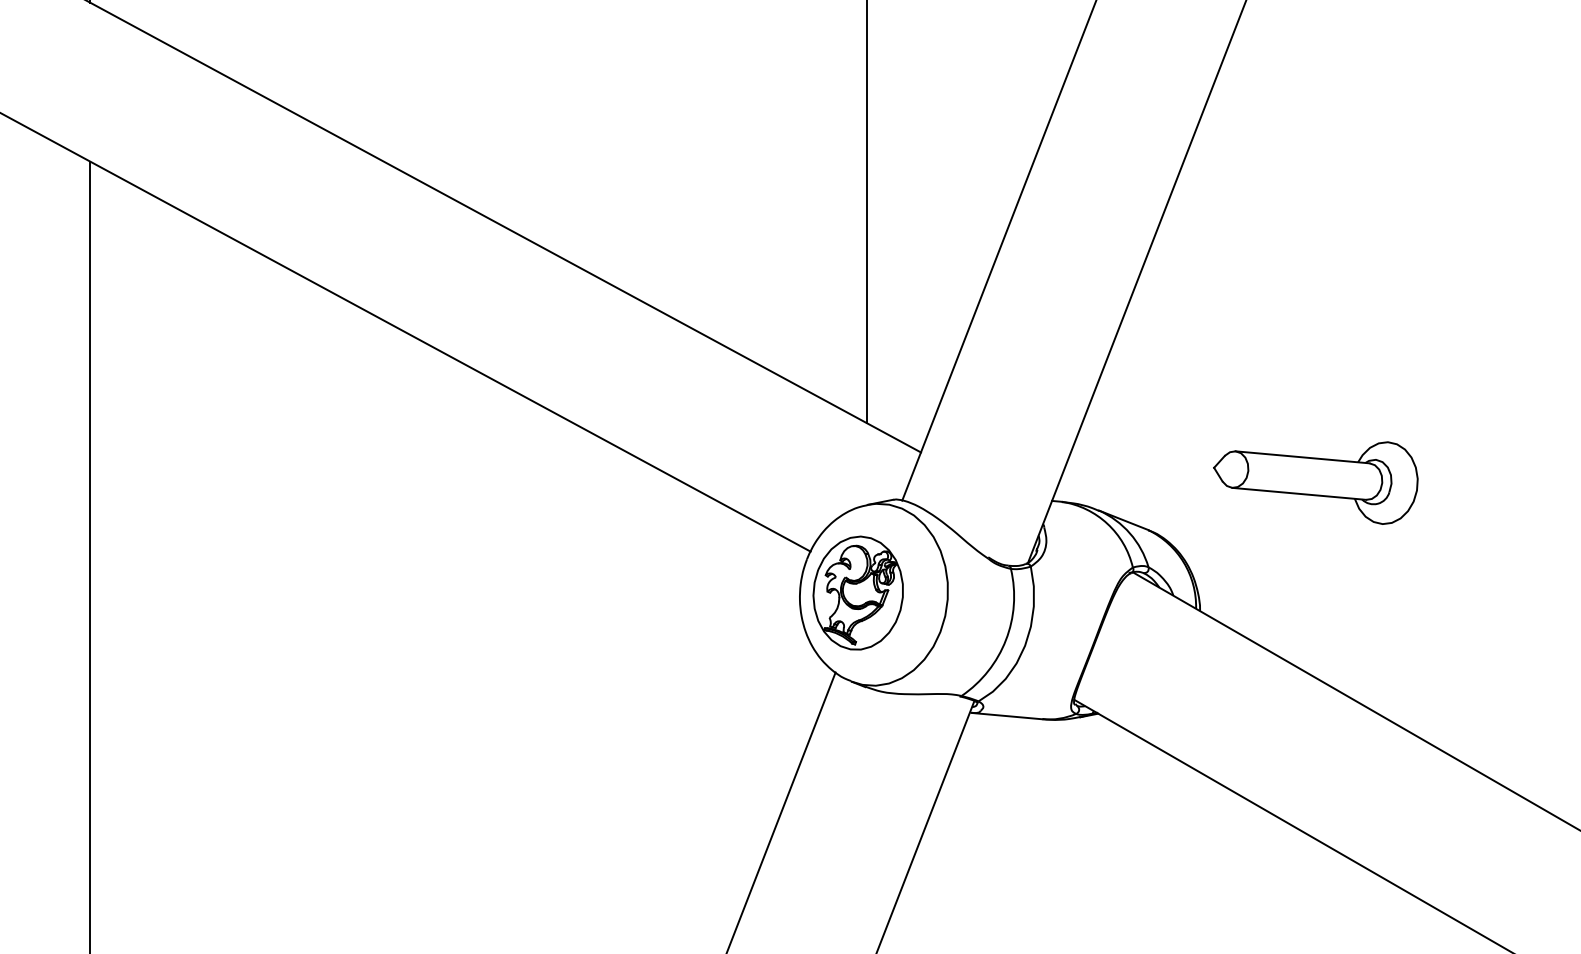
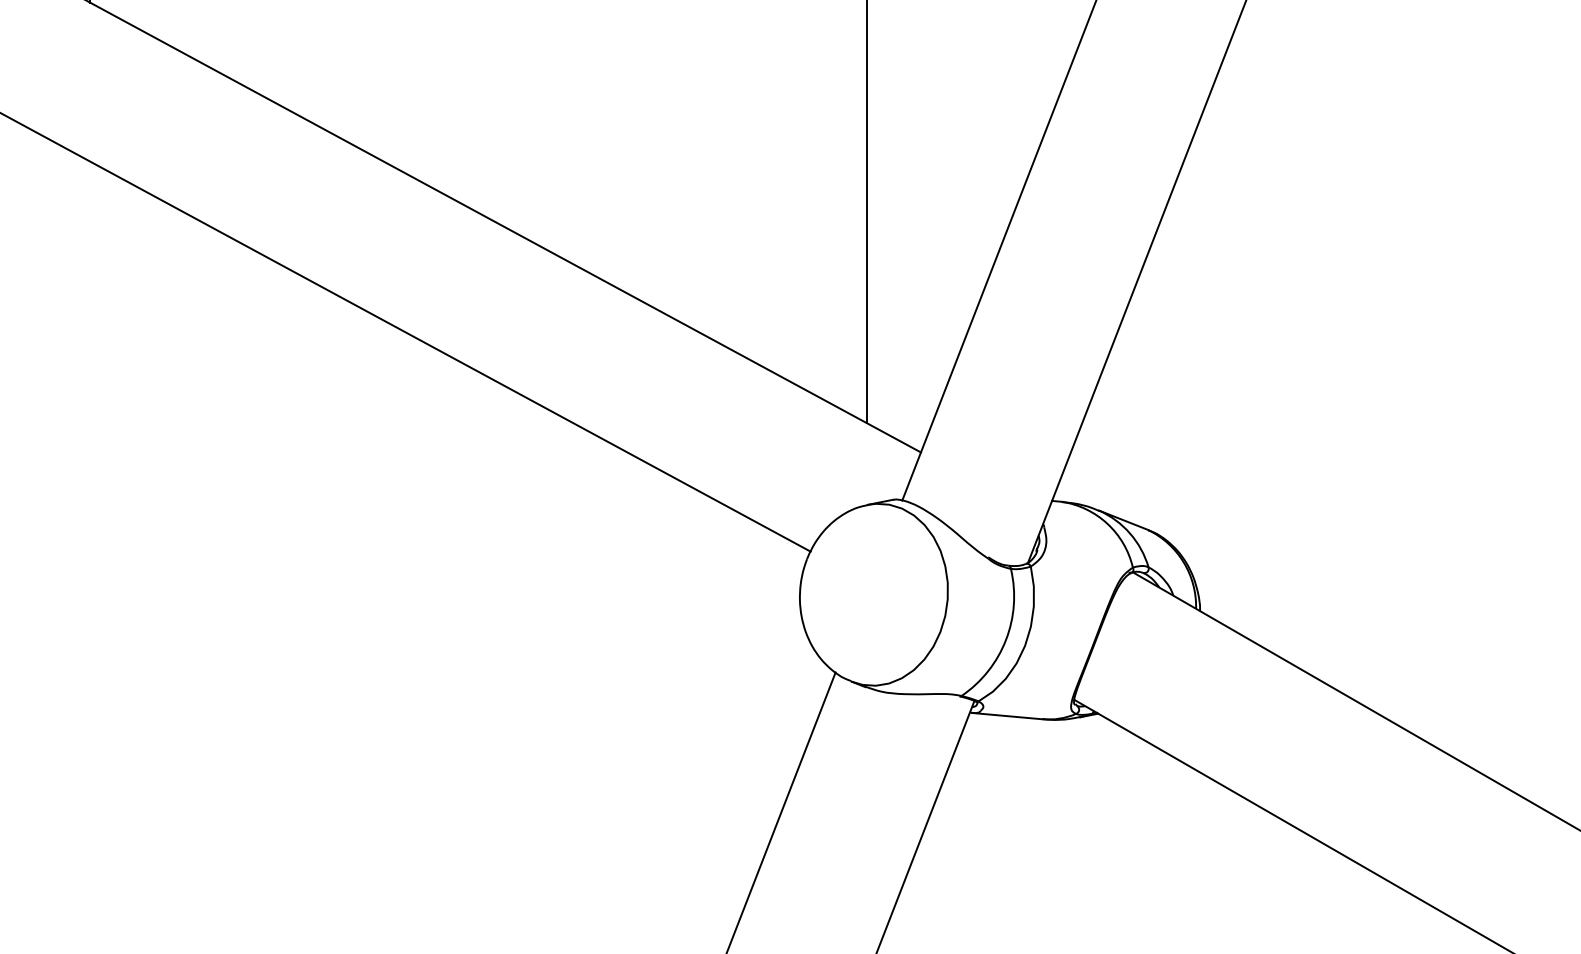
part: present -> none (1315, 482)
line: present -> none (90, 555)
part: present -> none (857, 592)
